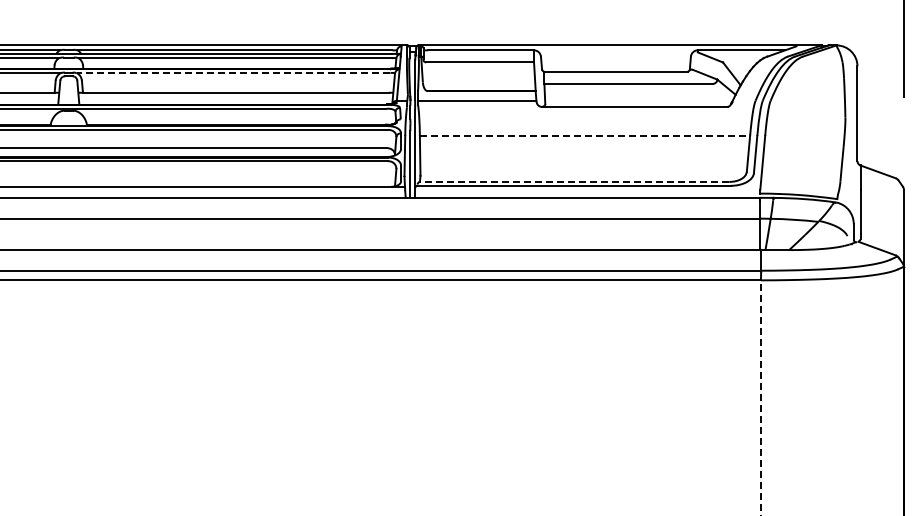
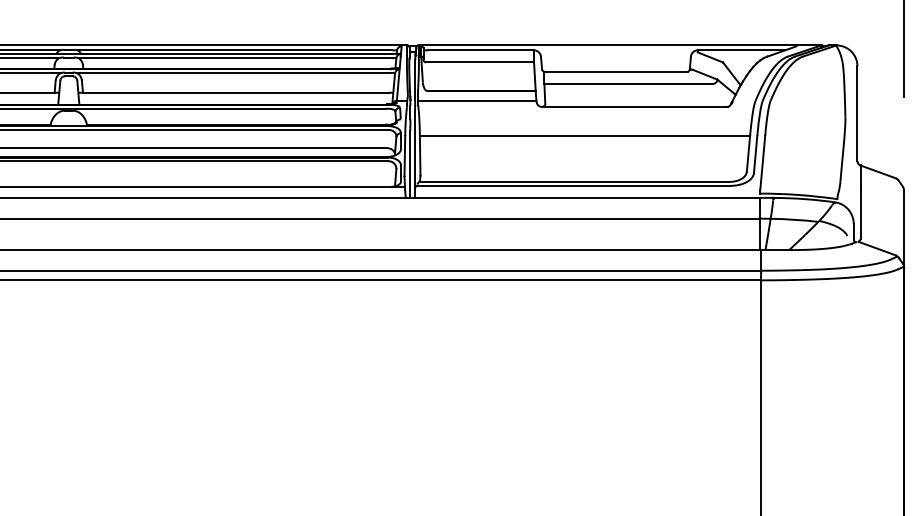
line: dashed -> solid (233, 73)
line: dashed -> solid (585, 135)
line: dashed -> solid (574, 181)
line: dashed -> solid (761, 395)
